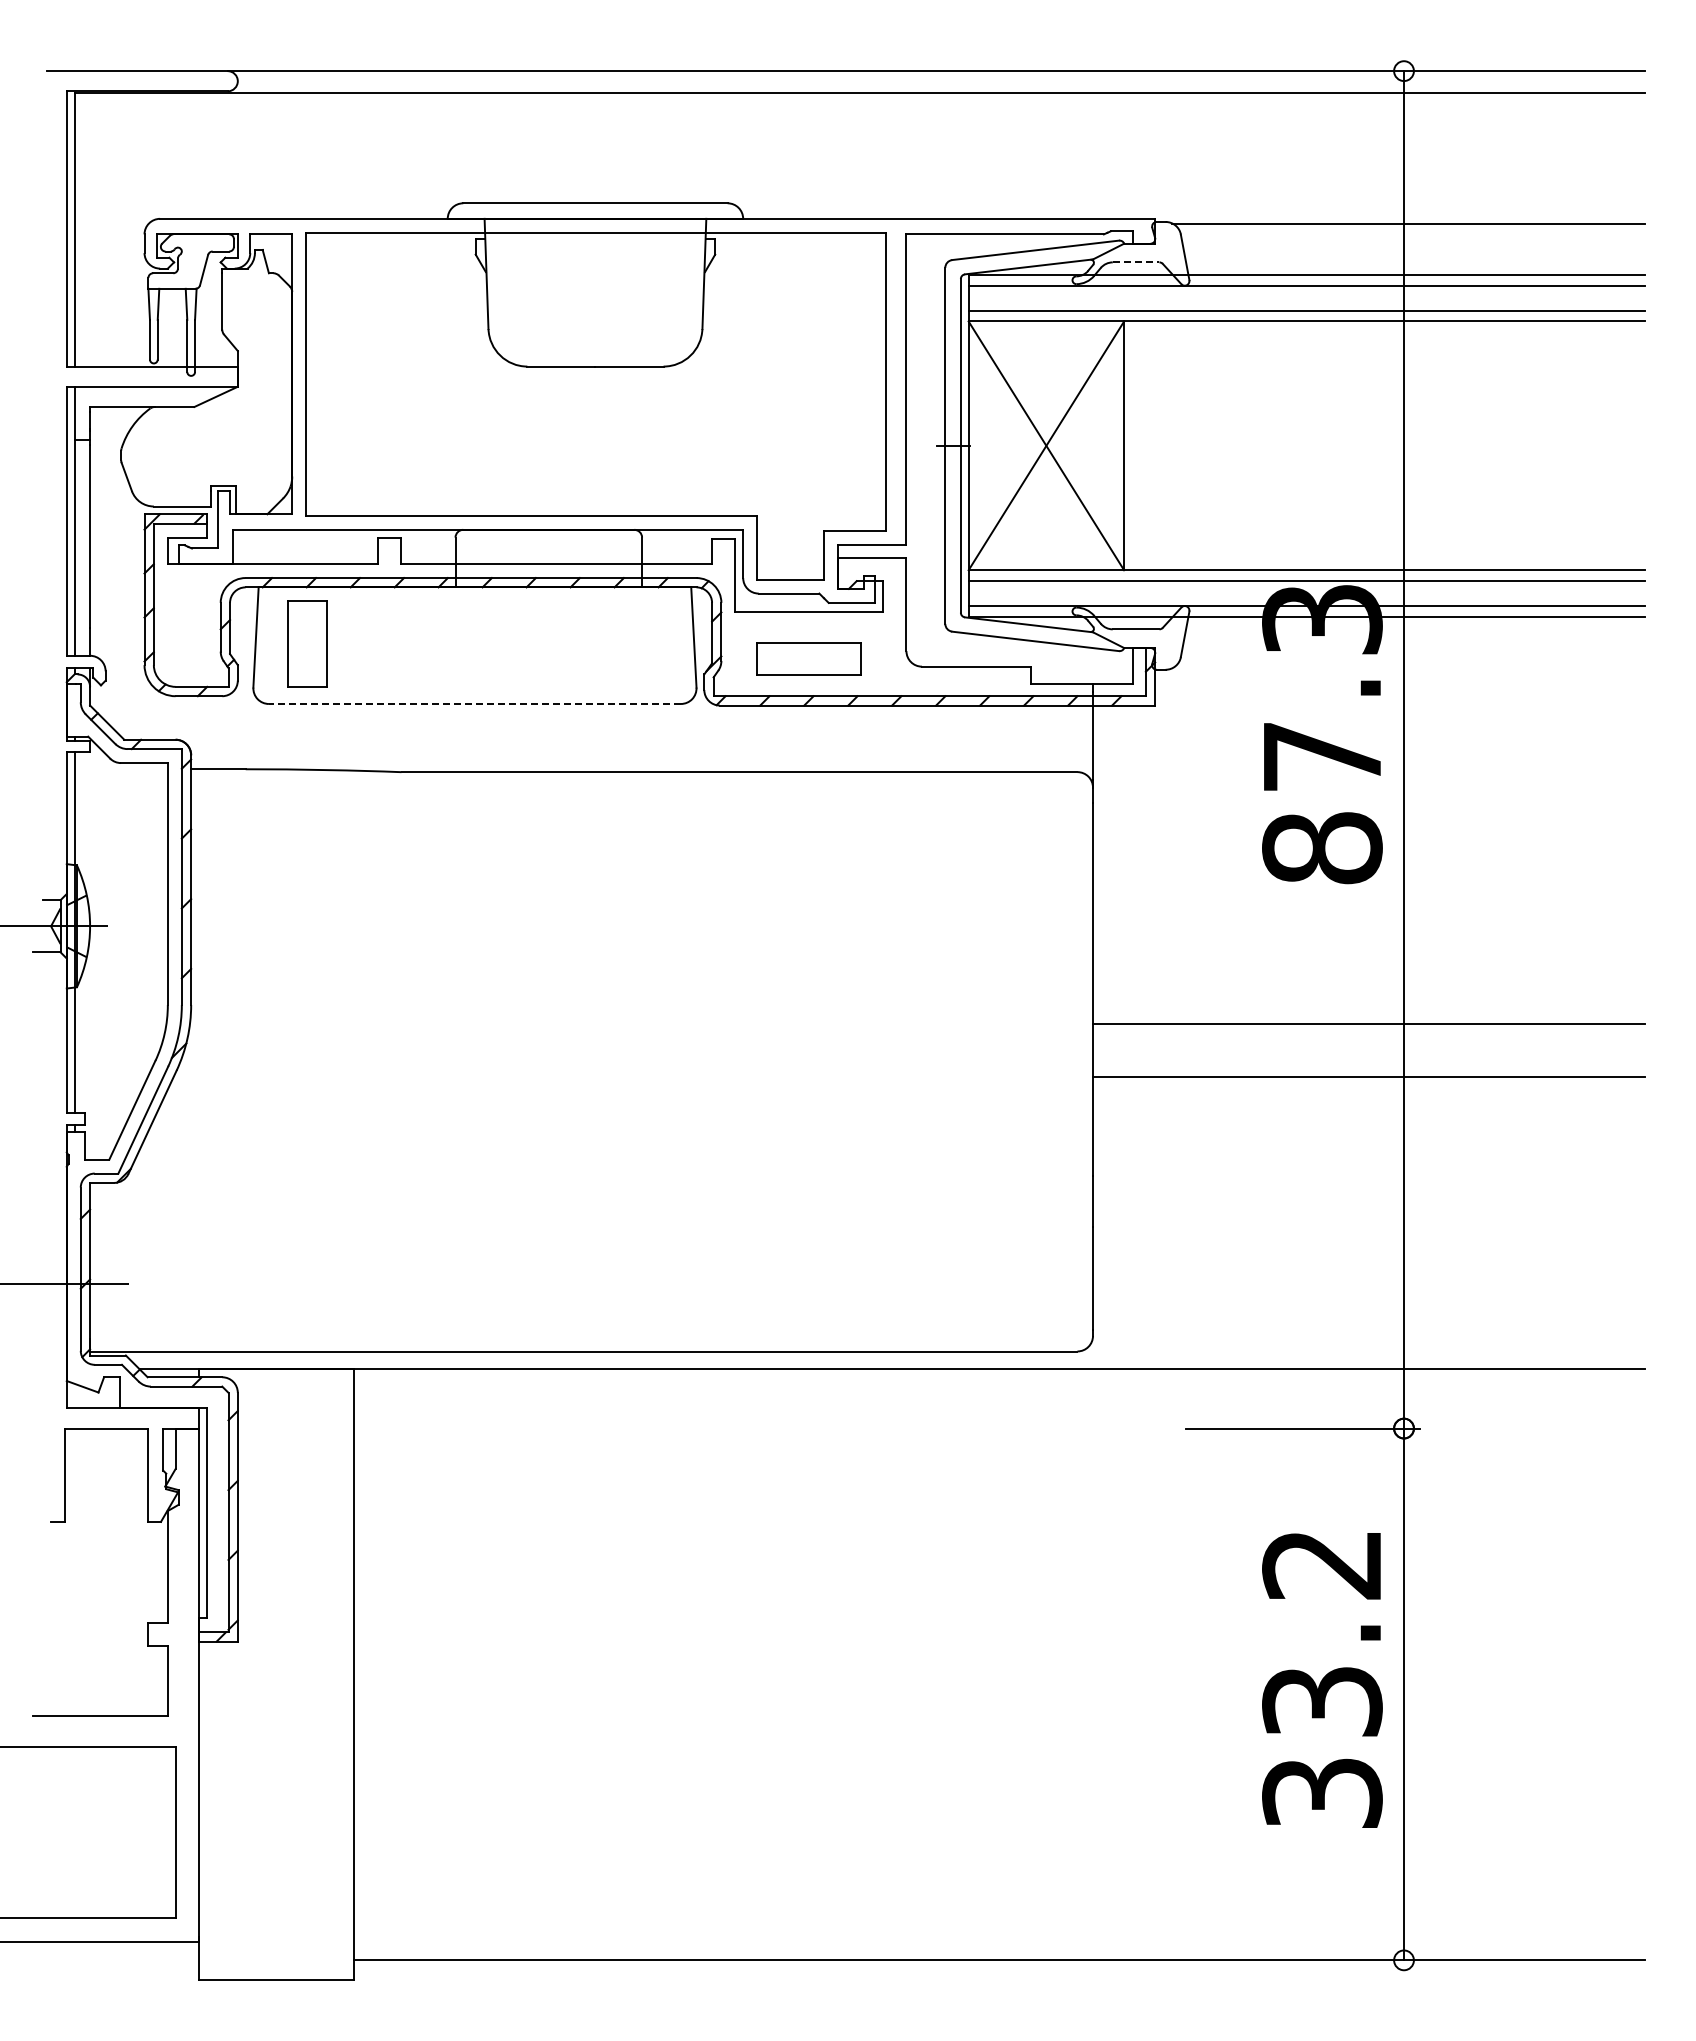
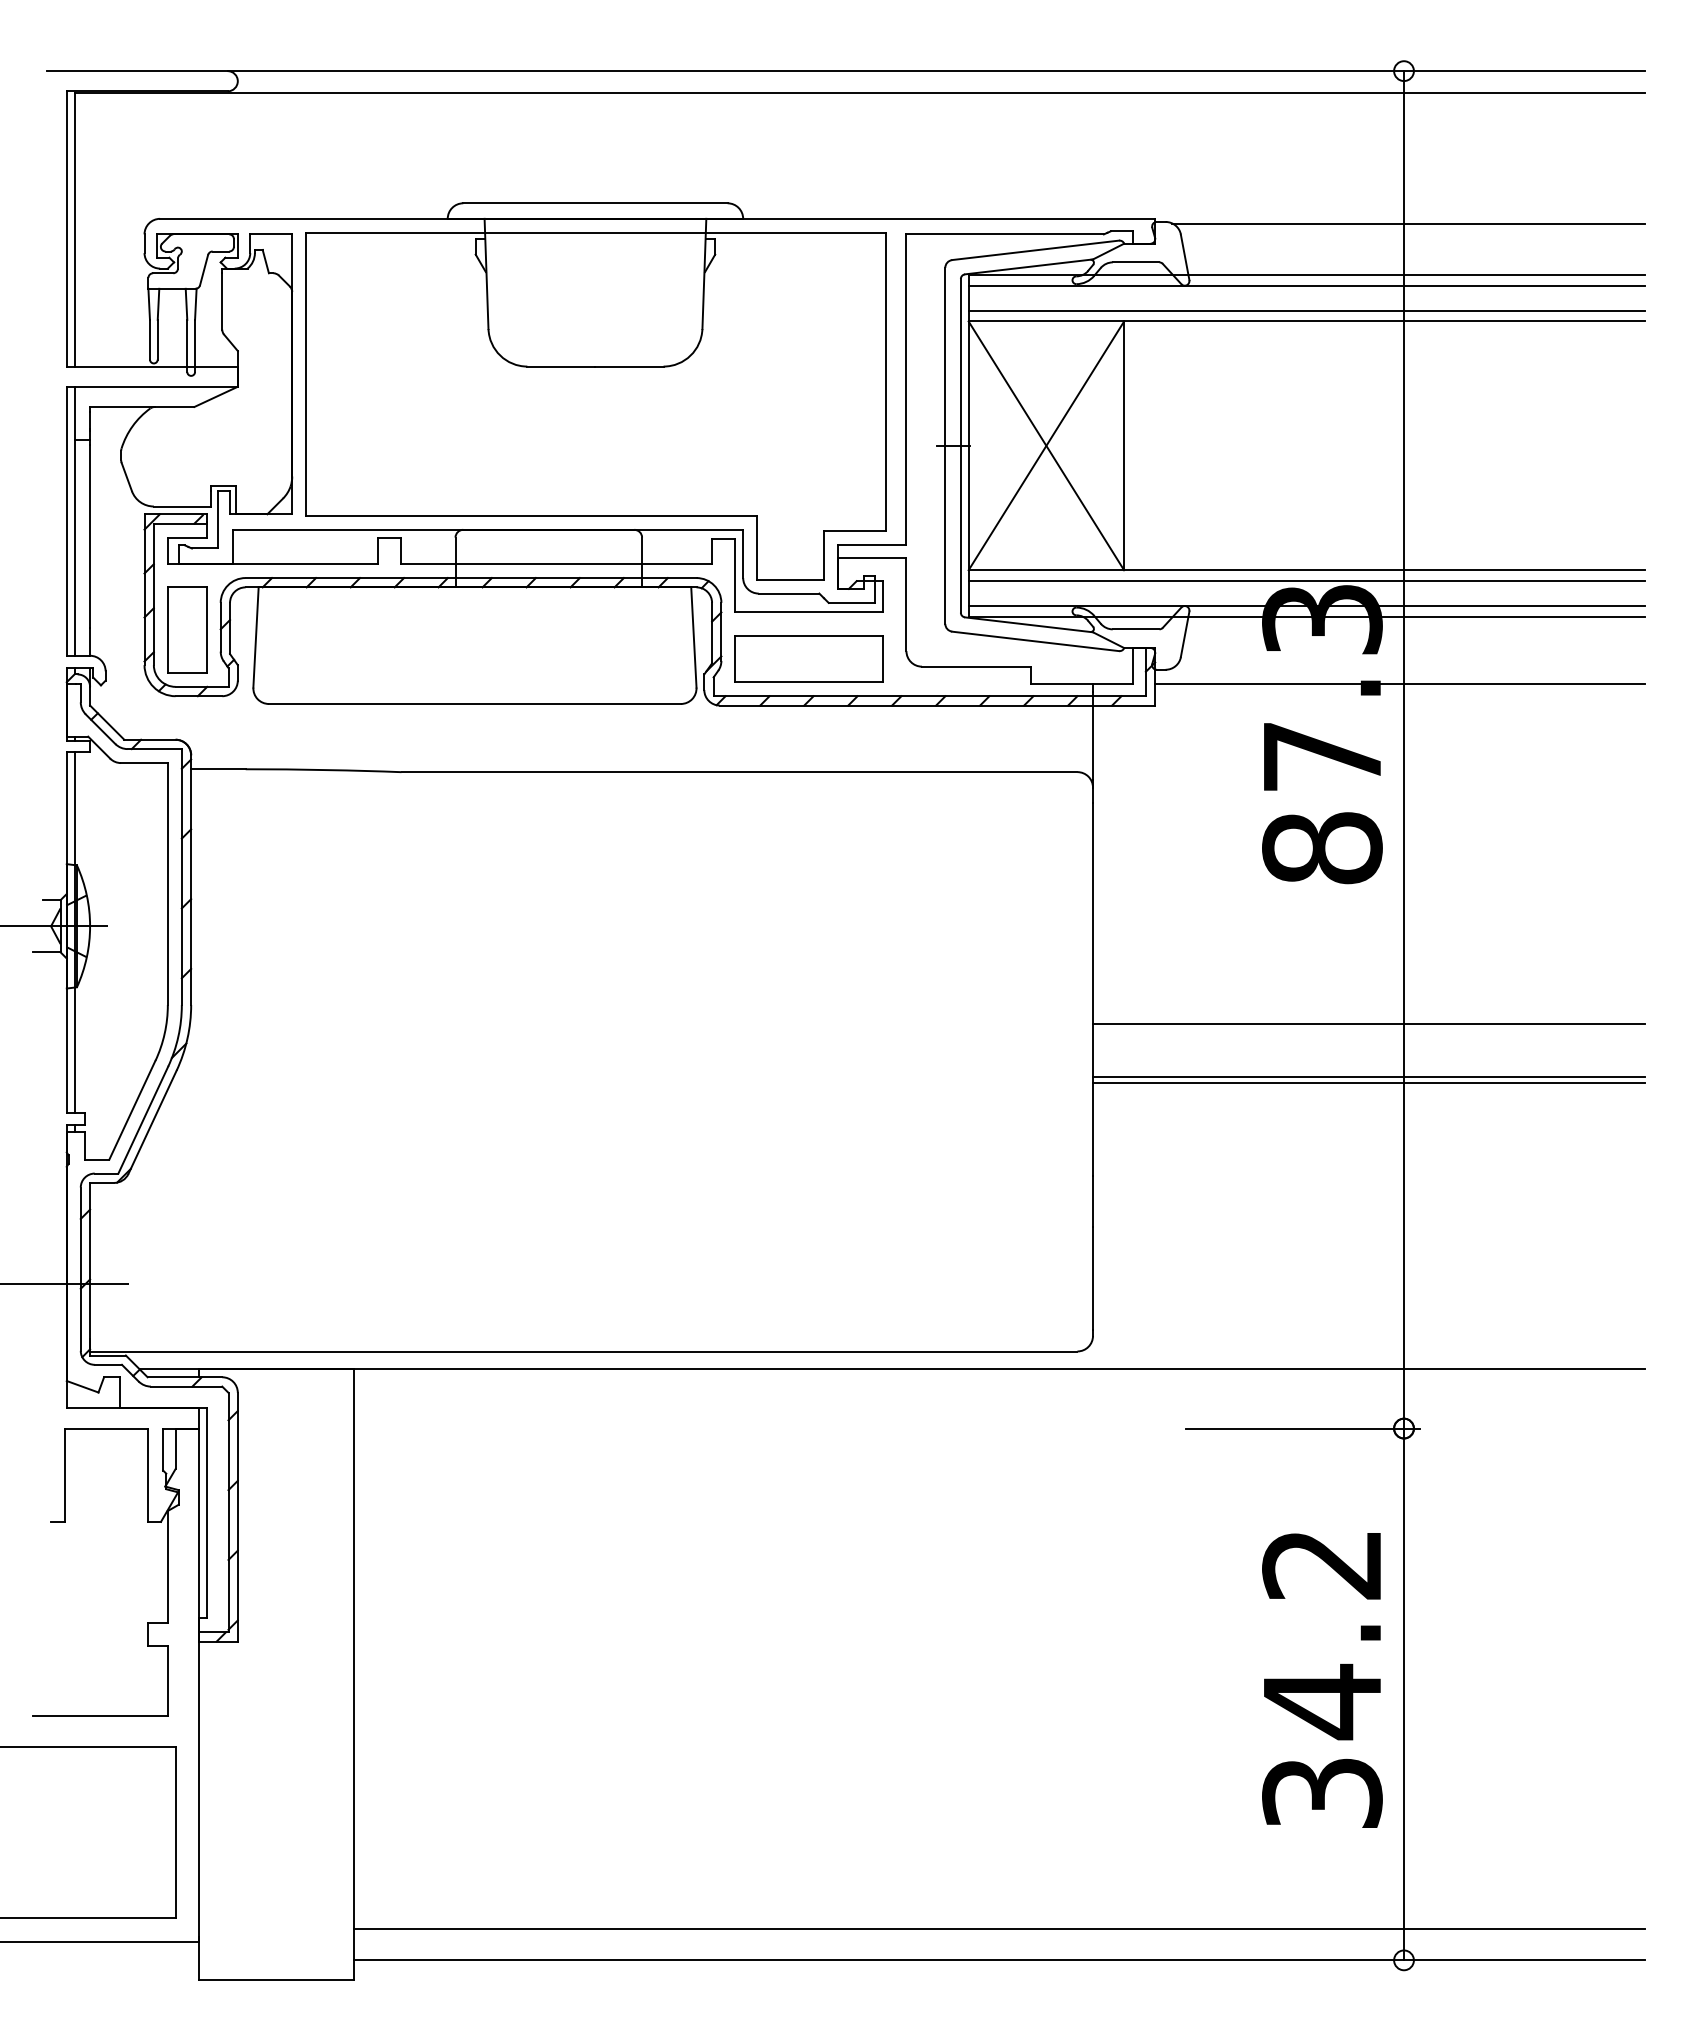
line: dashed -> solid (1136, 262)
part position: (307, 643) -> (187, 629) (187, 629)
part size: 106x34 px -> 150x48 px (808, 658)
line: none -> present (1400, 683)
line: dashed -> solid (474, 703)
line: none -> present (1369, 1083)
text: 33.2 -> 34.2 (1322, 1701)
line: none -> present (999, 1929)
